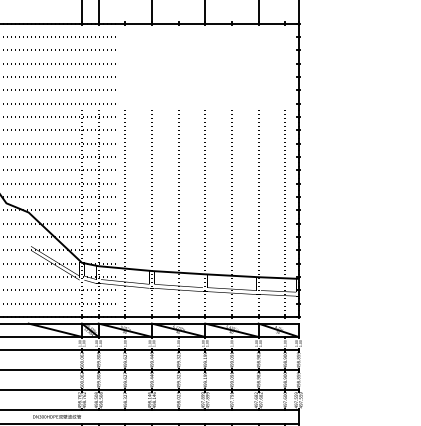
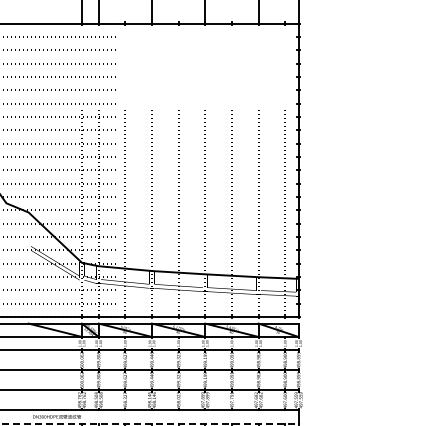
line: solid -> dashed (149, 423)
